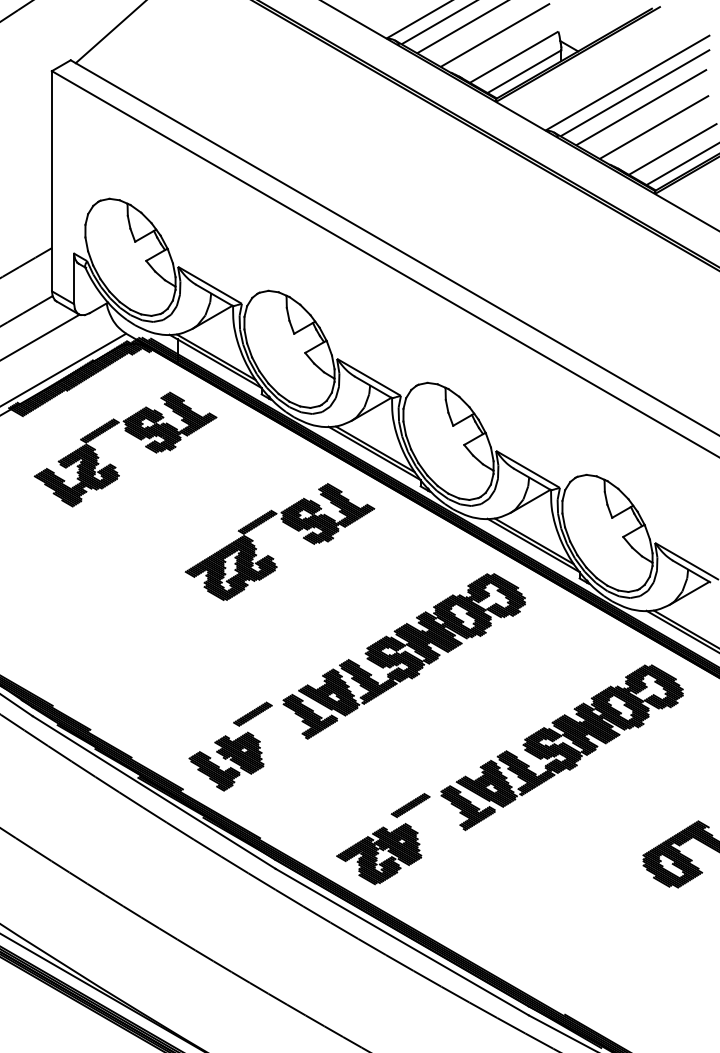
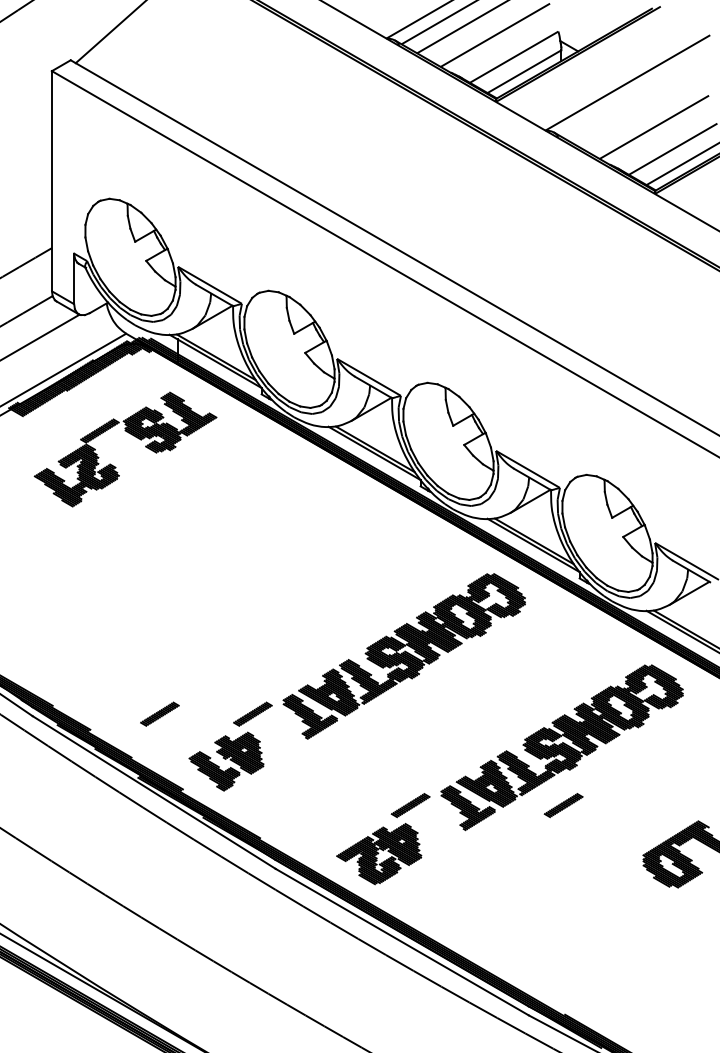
line: present -> none (635, 92)
line: present -> none (641, 107)
part: present -> none (271, 556)
part: none -> present (159, 713)
part: none -> present (563, 805)
